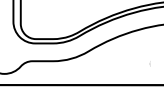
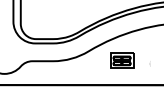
part: none -> present (122, 60)
